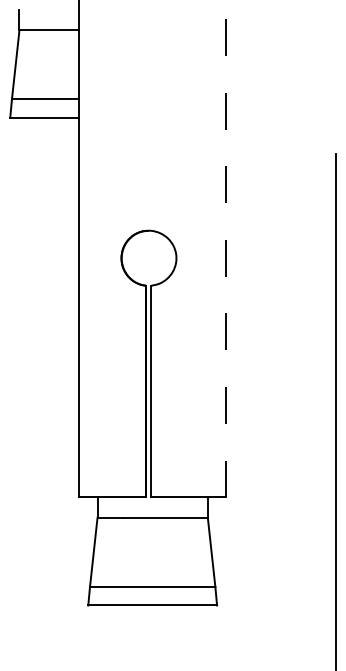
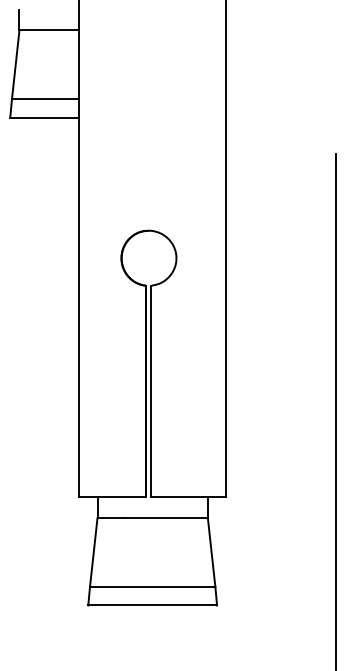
line: dashed -> solid (226, 248)
